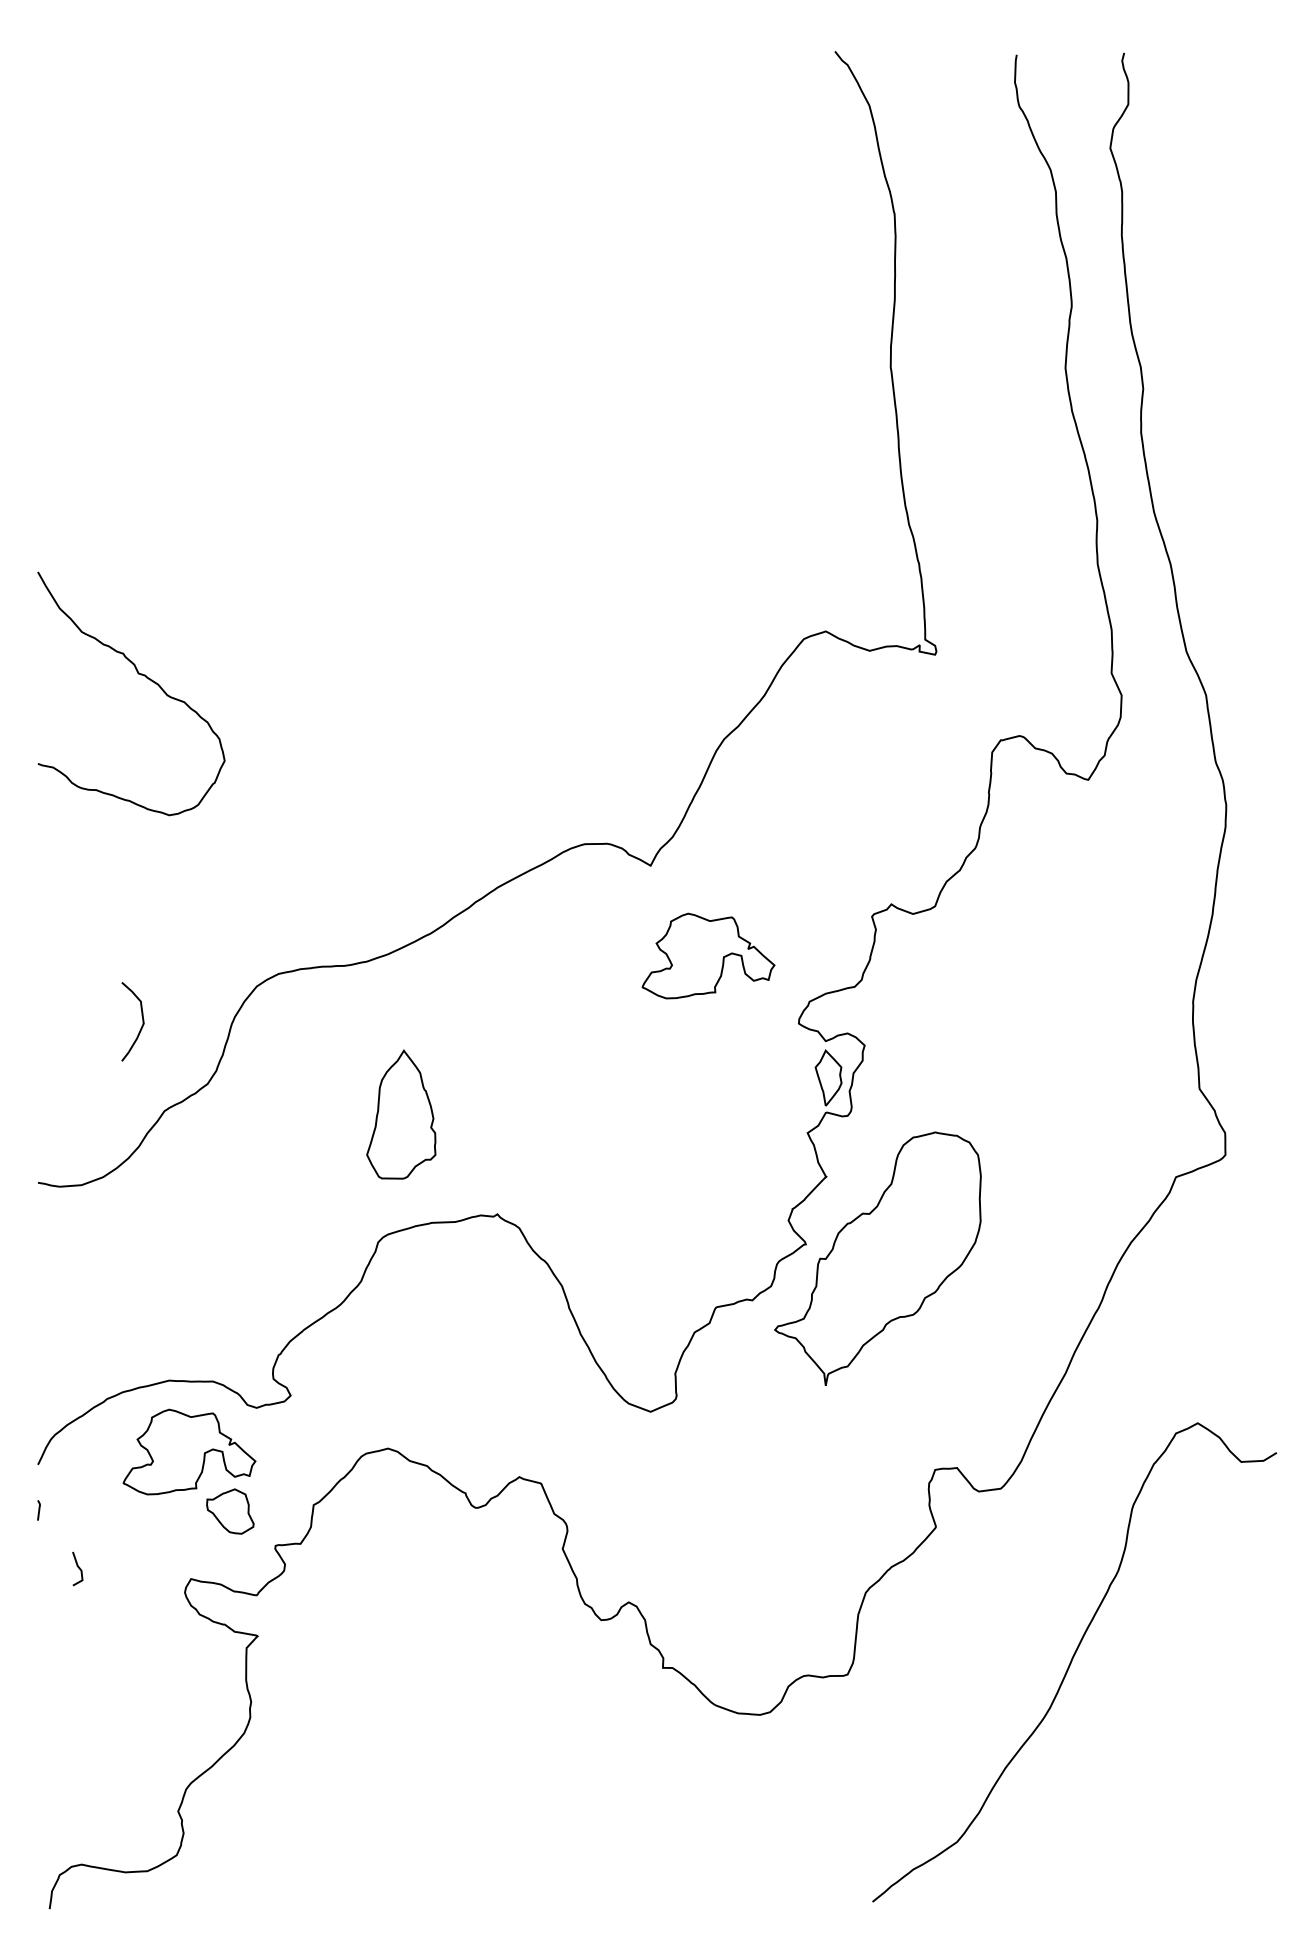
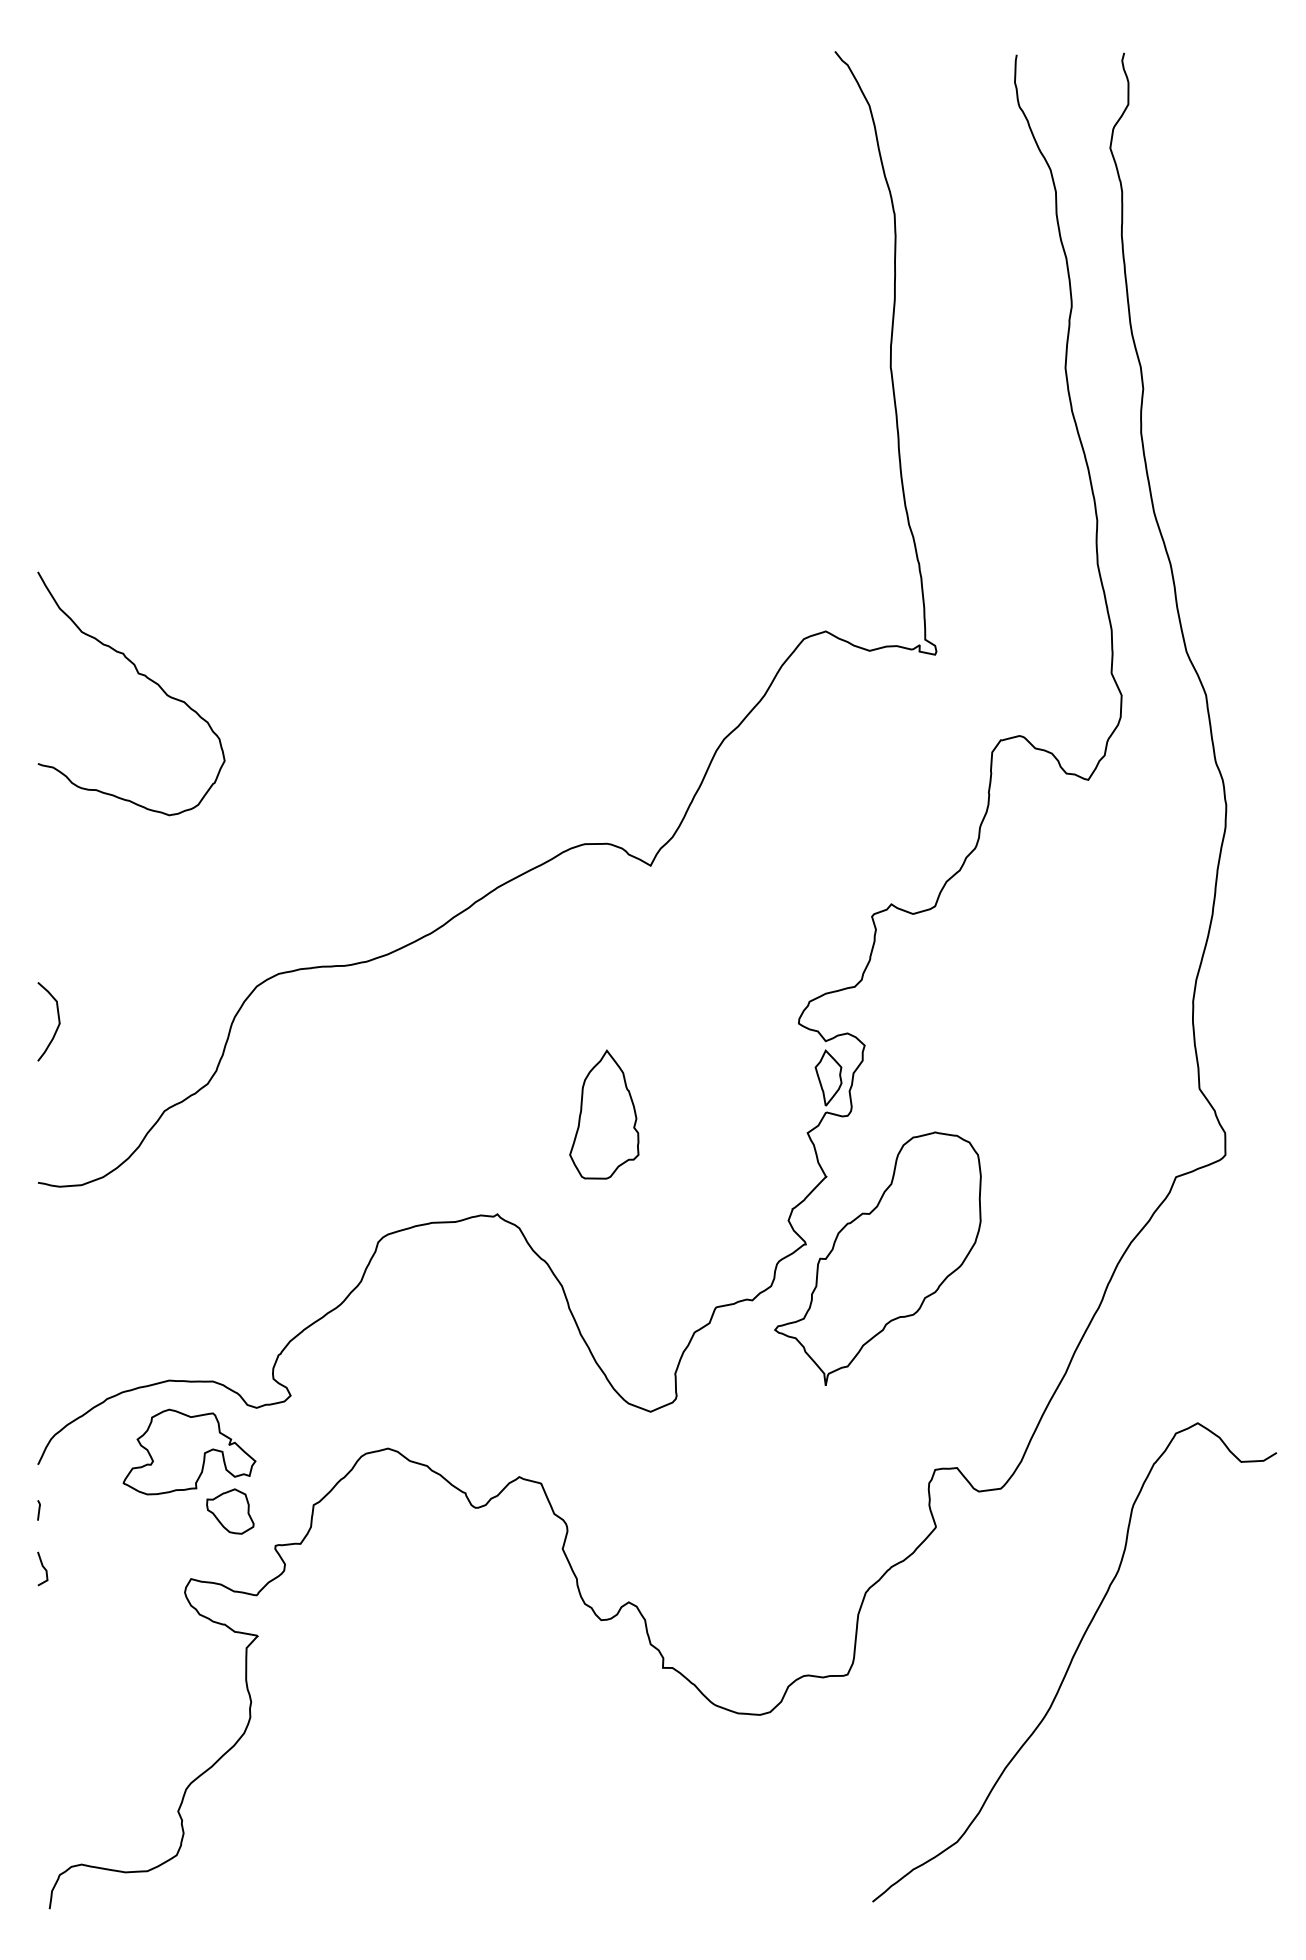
part: present -> none (708, 955)
curve position: (141, 1025) -> (57, 1025) (57, 1025)
part position: (401, 1114) -> (604, 1114) (604, 1114)
line position: (77, 1567) -> (42, 1567) (42, 1567)
